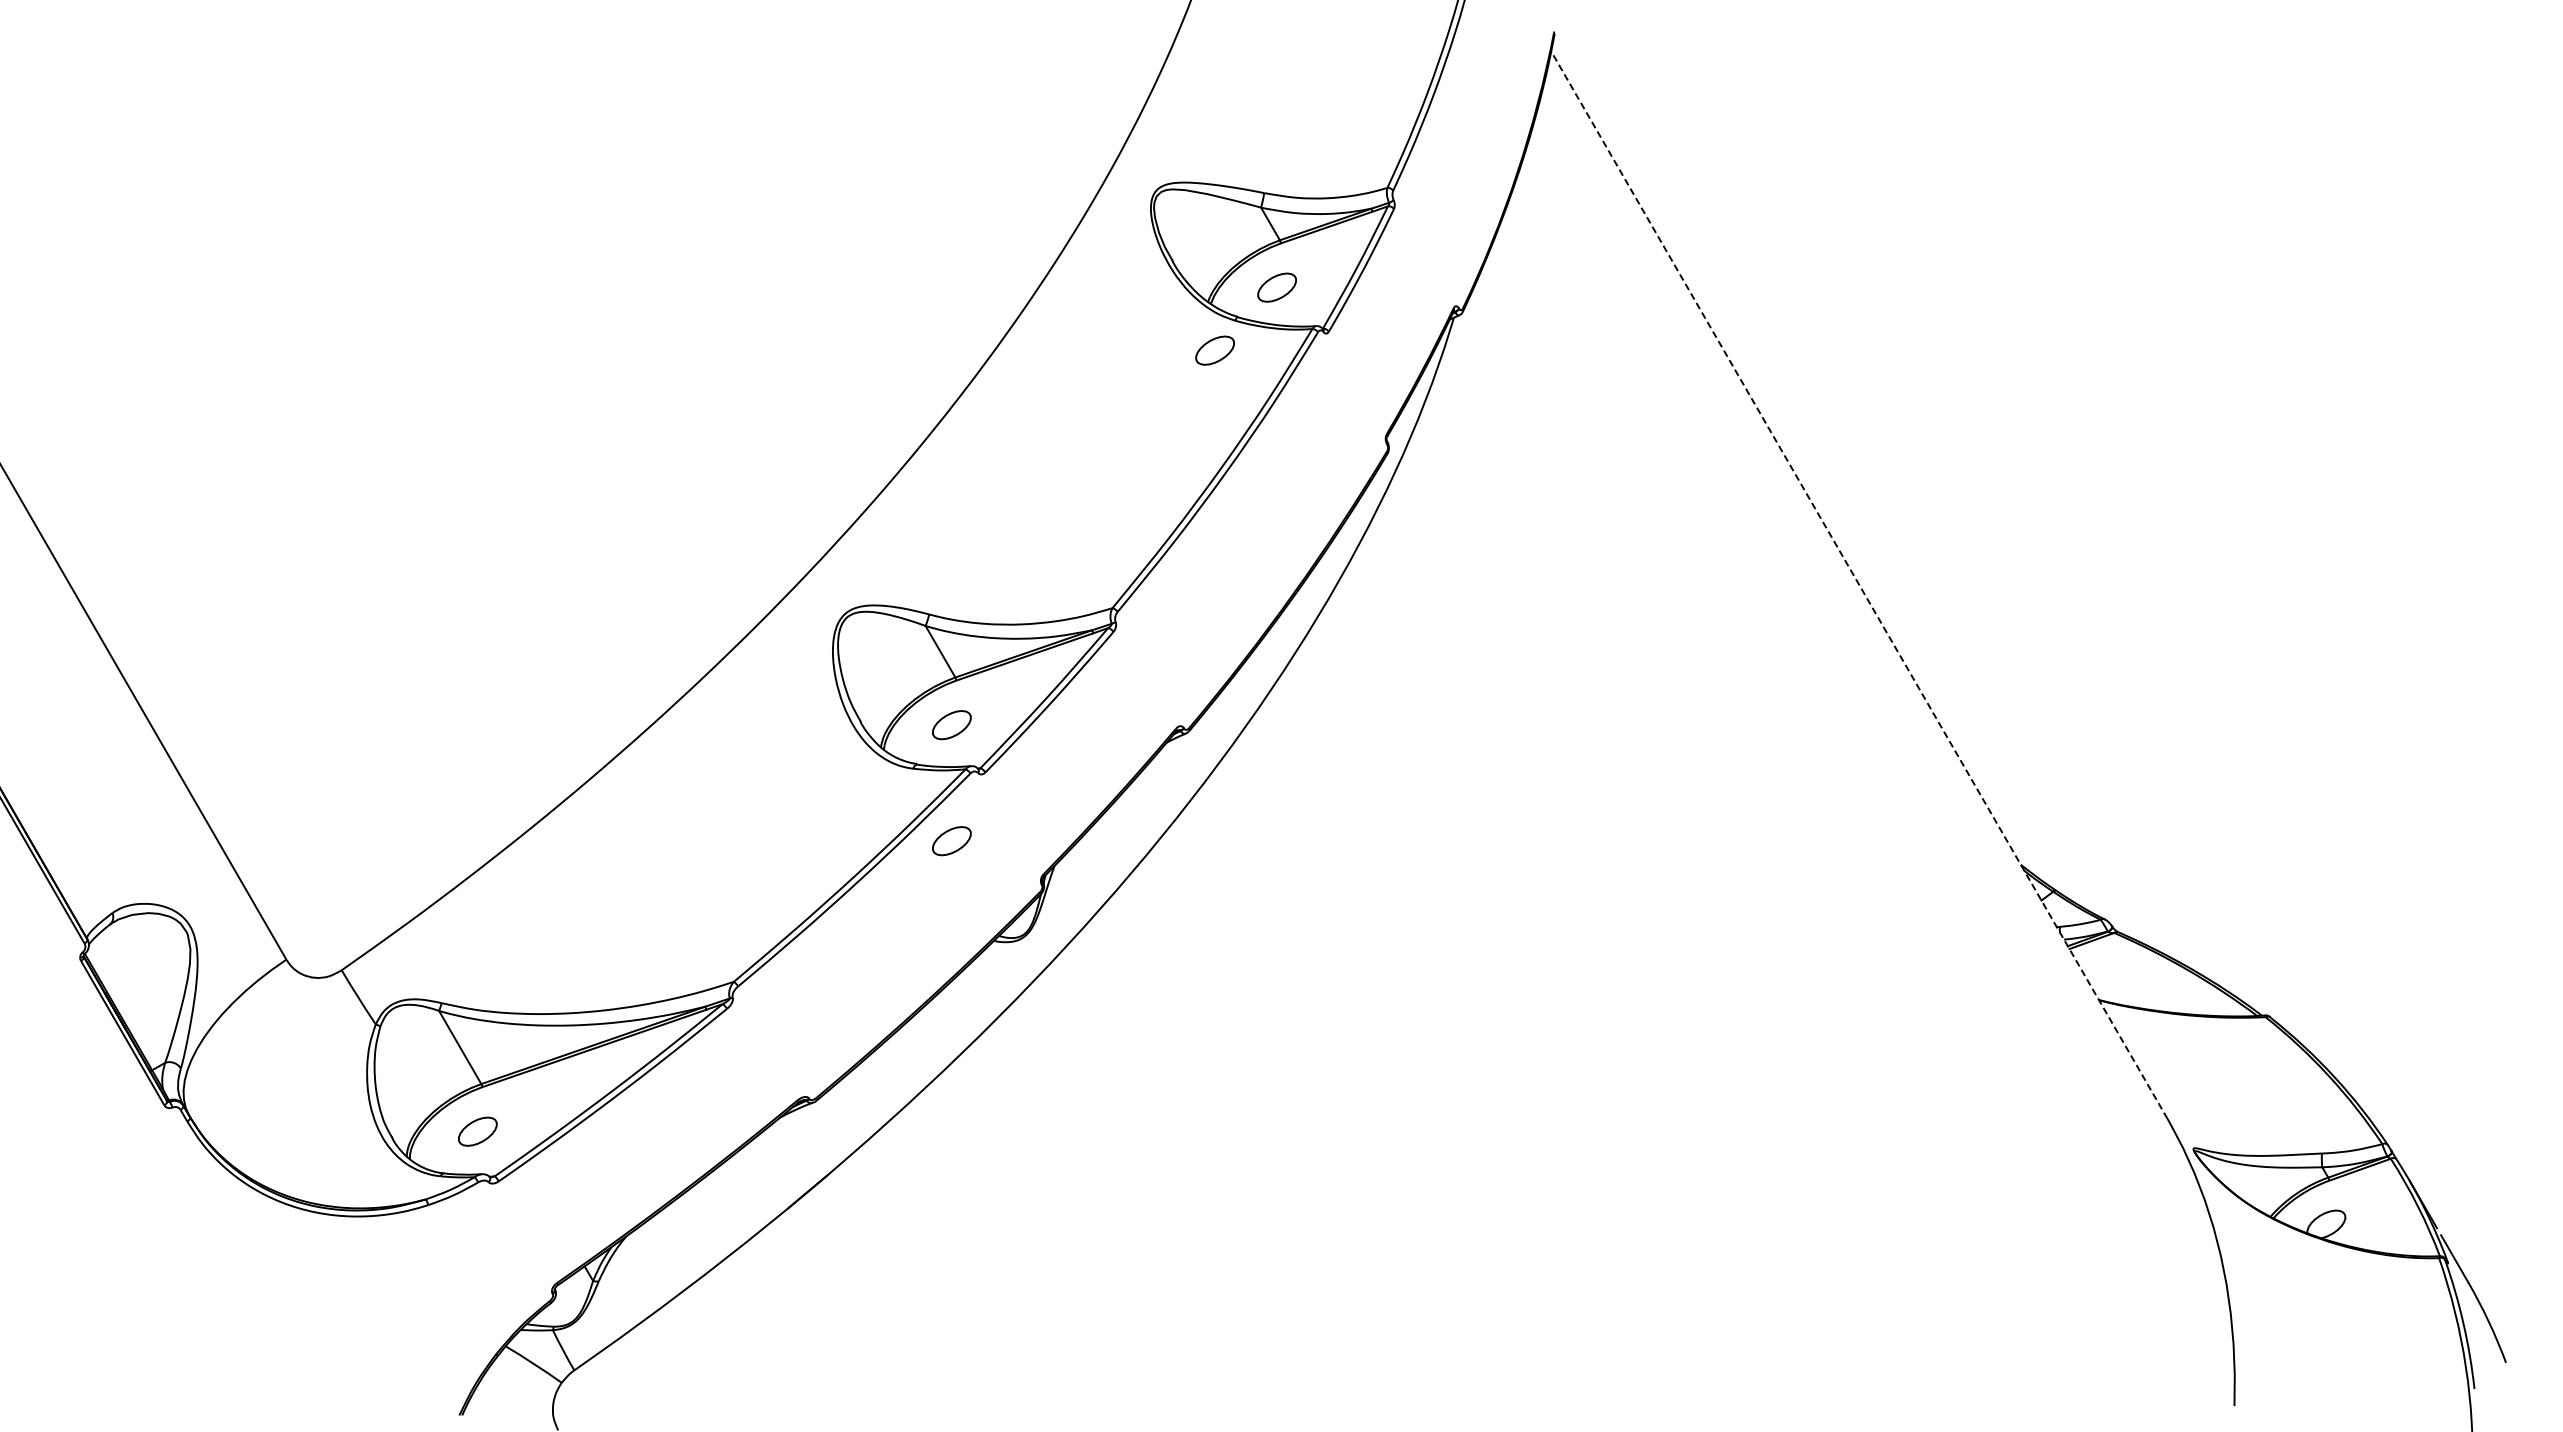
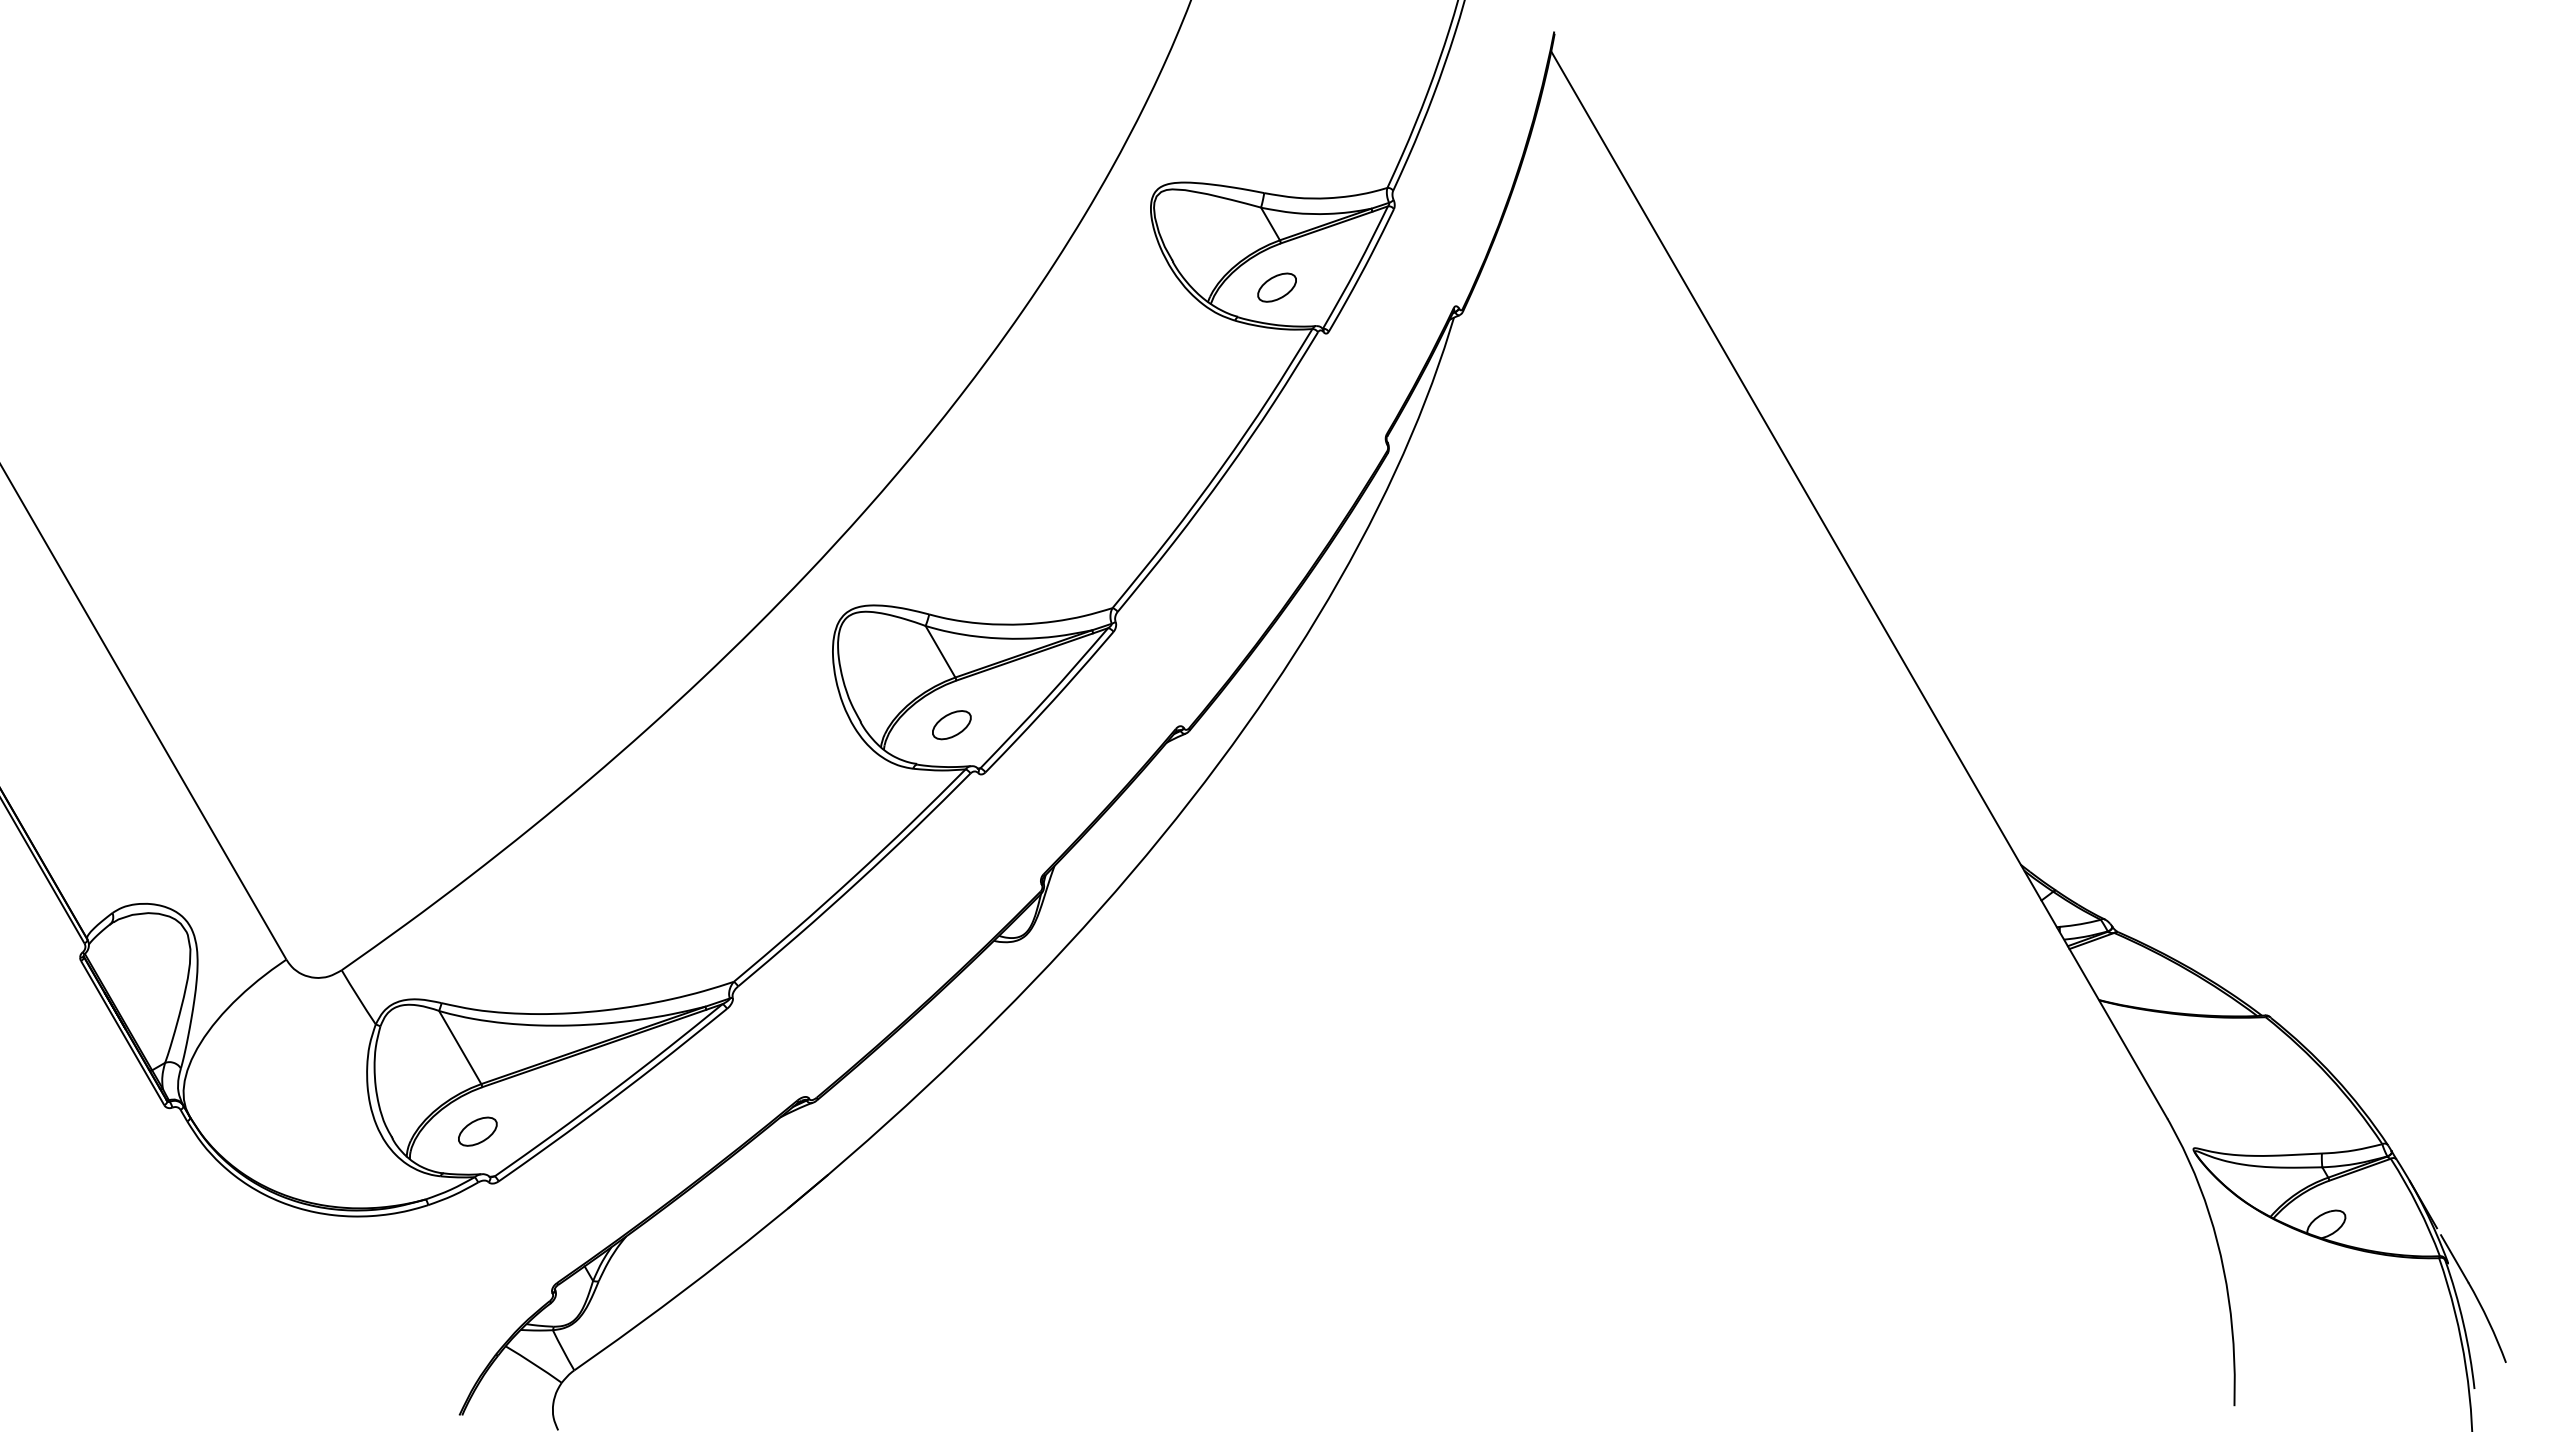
part: present -> none (1214, 350)
line: dashed -> solid (1859, 584)
part: present -> none (951, 841)
